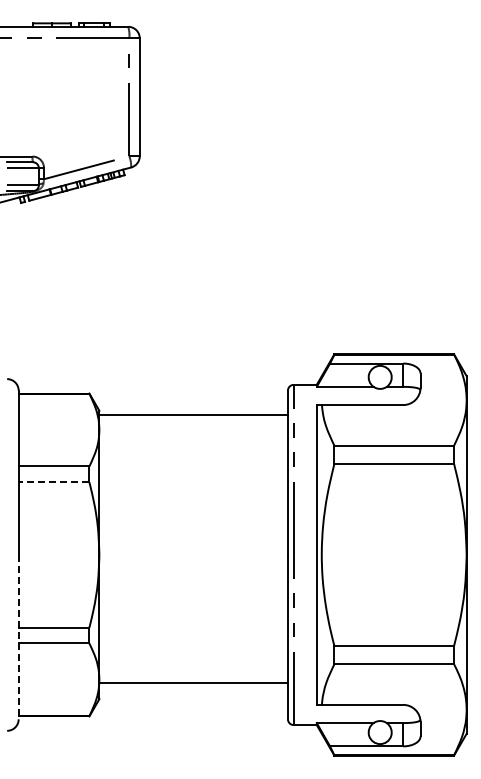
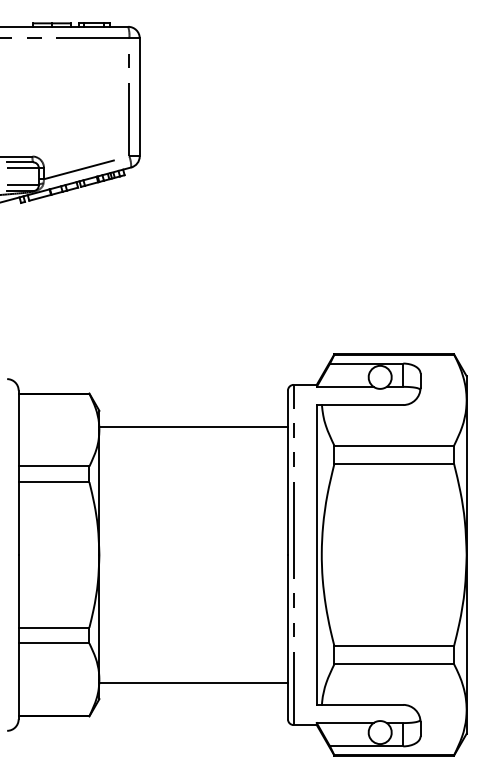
line position: (193, 414) -> (193, 426) (193, 426)
line: dashed -> solid (53, 482)
line: dashed -> solid (18, 637)
